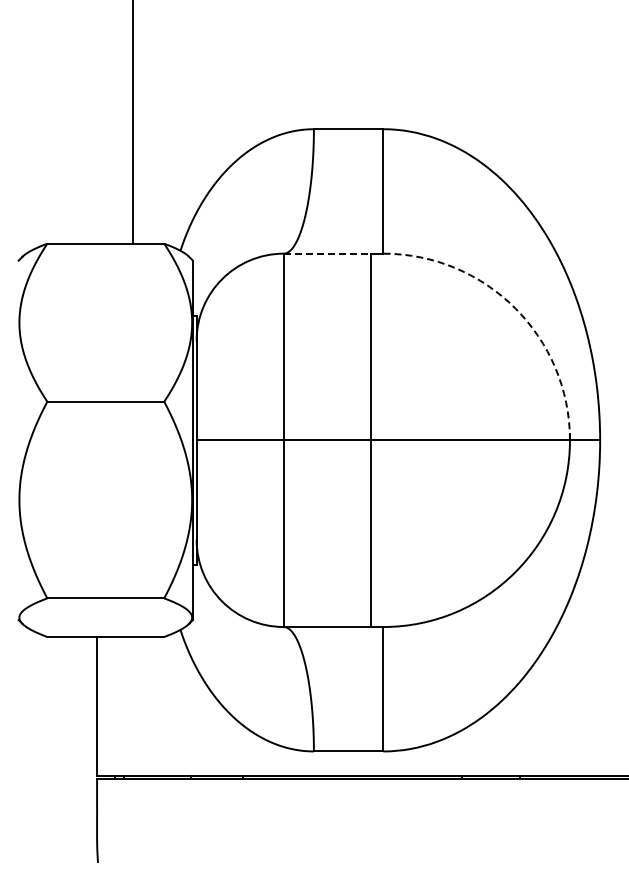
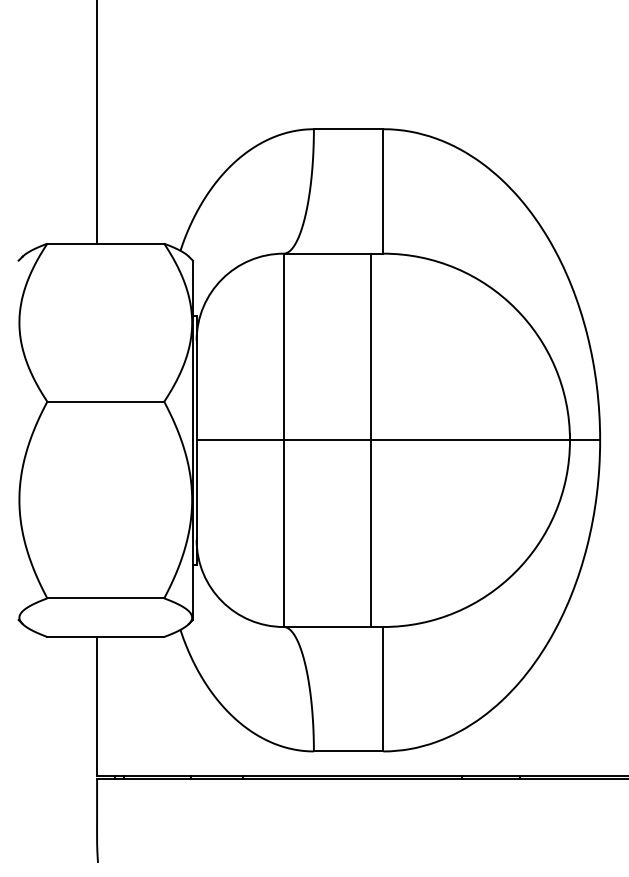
line position: (133, 122) -> (97, 122) (97, 122)
line: dashed -> solid (327, 253)
arc: dashed -> solid (515, 308)
